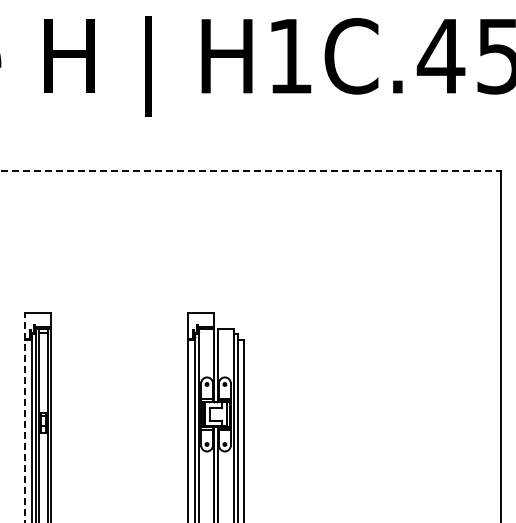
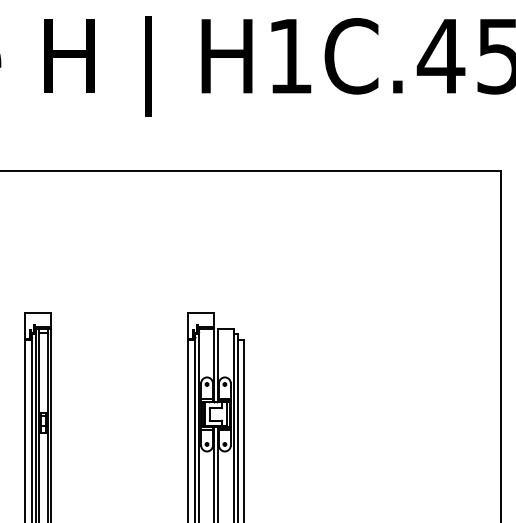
line: dashed -> solid (250, 170)
line: dashed -> solid (25, 417)
